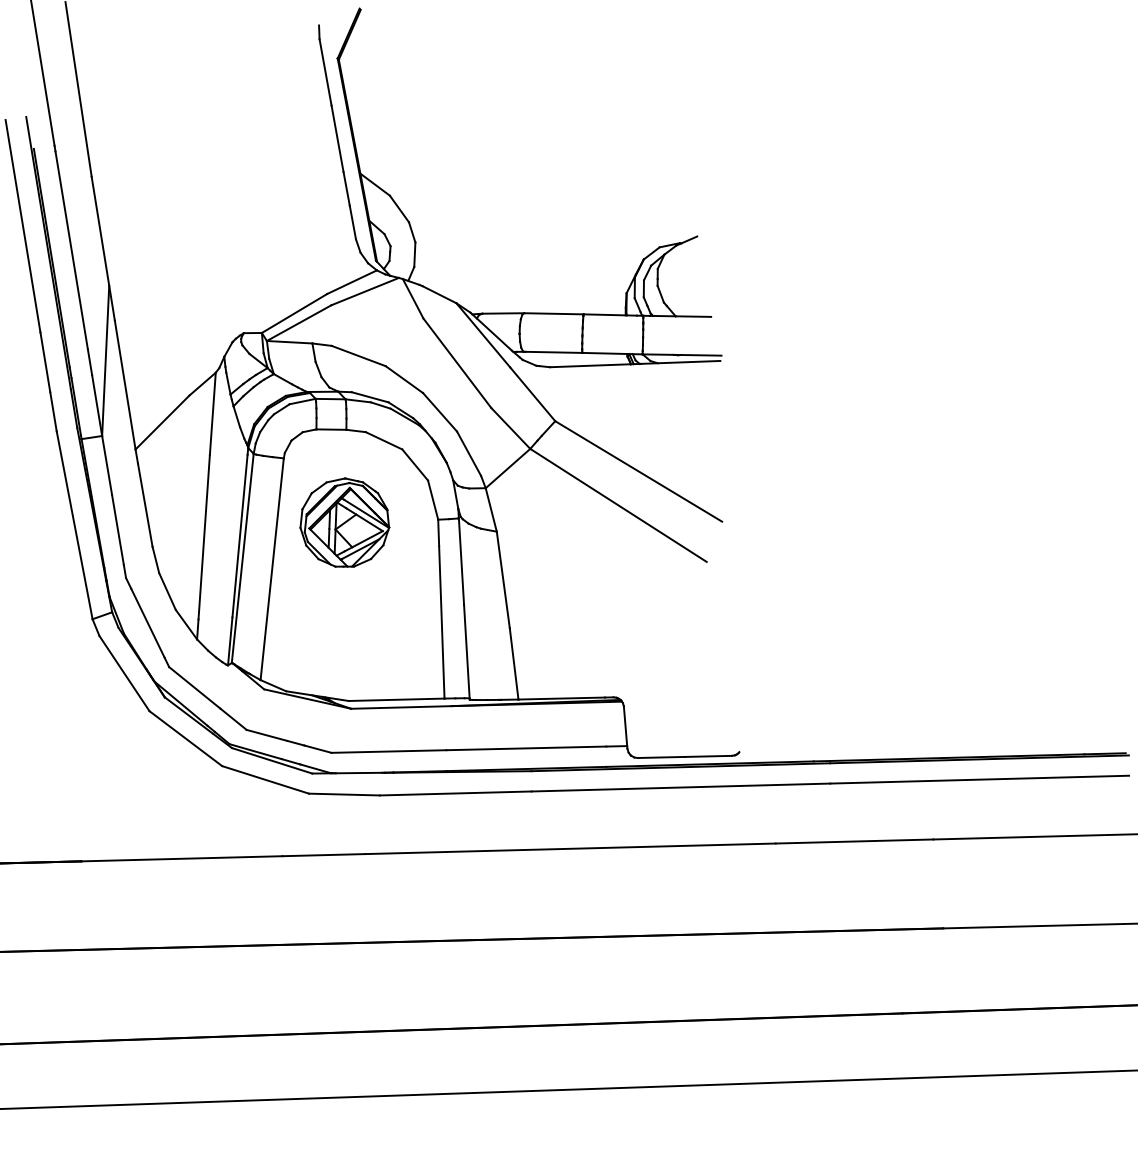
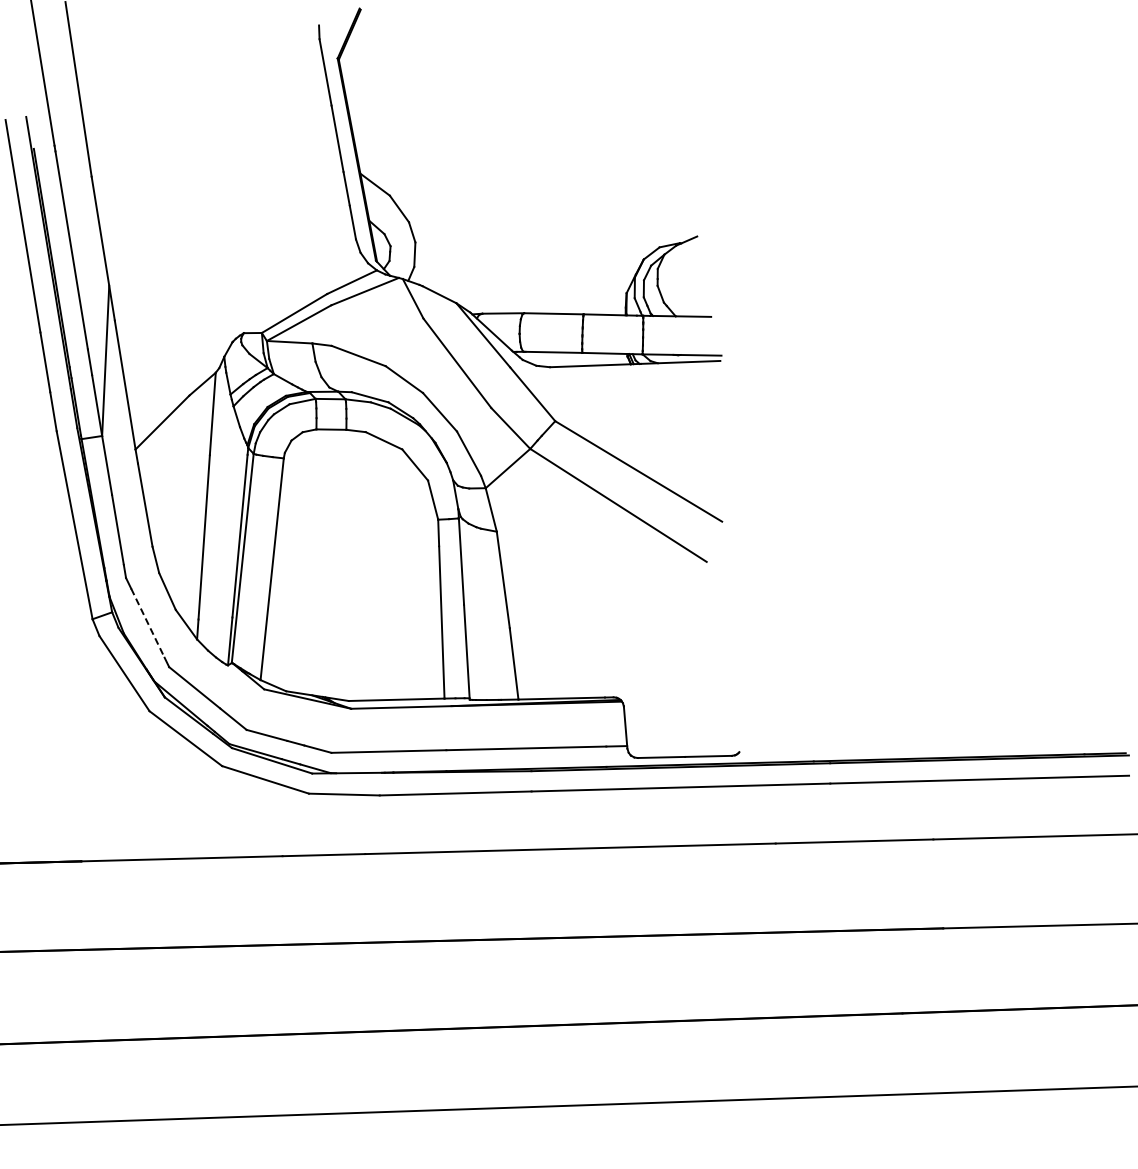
part: present -> none (344, 522)
line: solid -> dashed (148, 623)
line position: (568, 1089) -> (568, 1105) (568, 1105)
